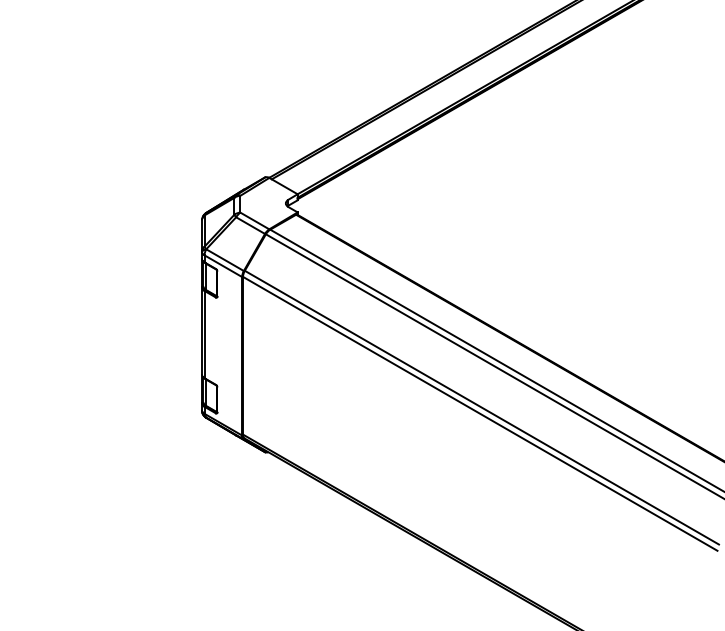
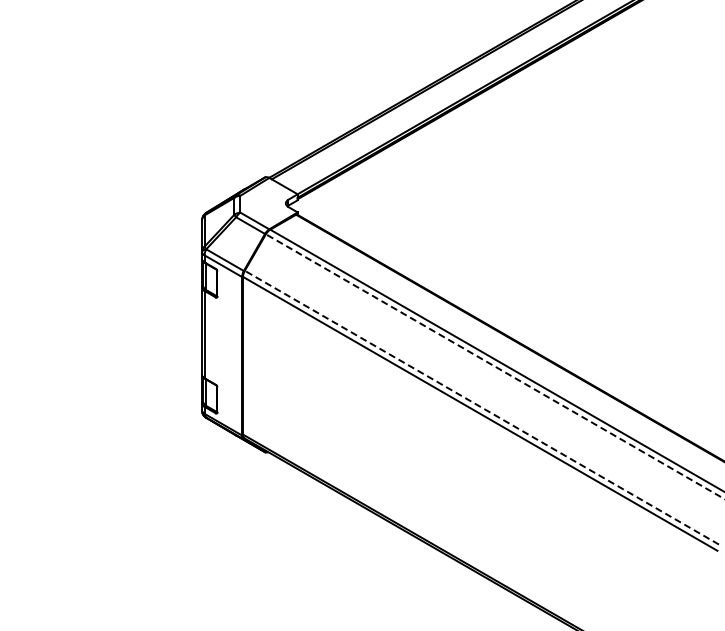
line: solid -> dashed (495, 366)
line: solid -> dashed (481, 407)
